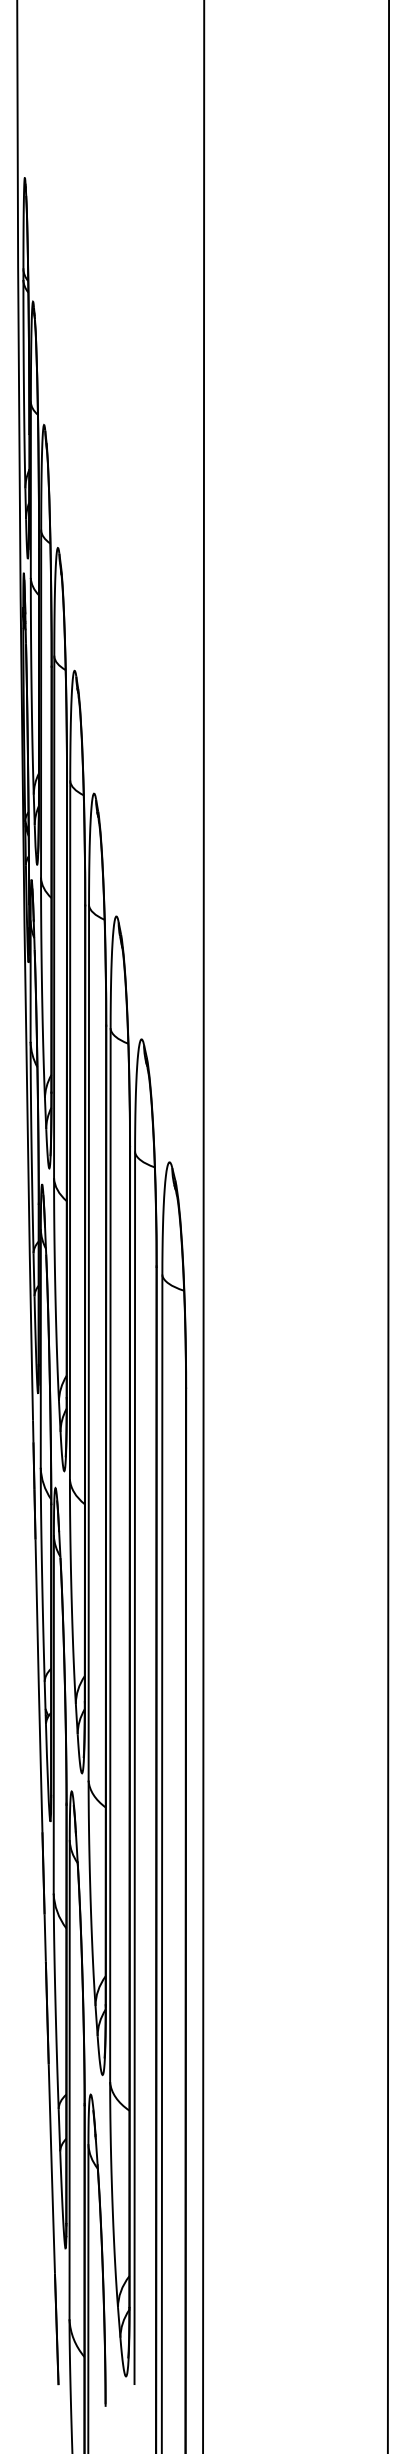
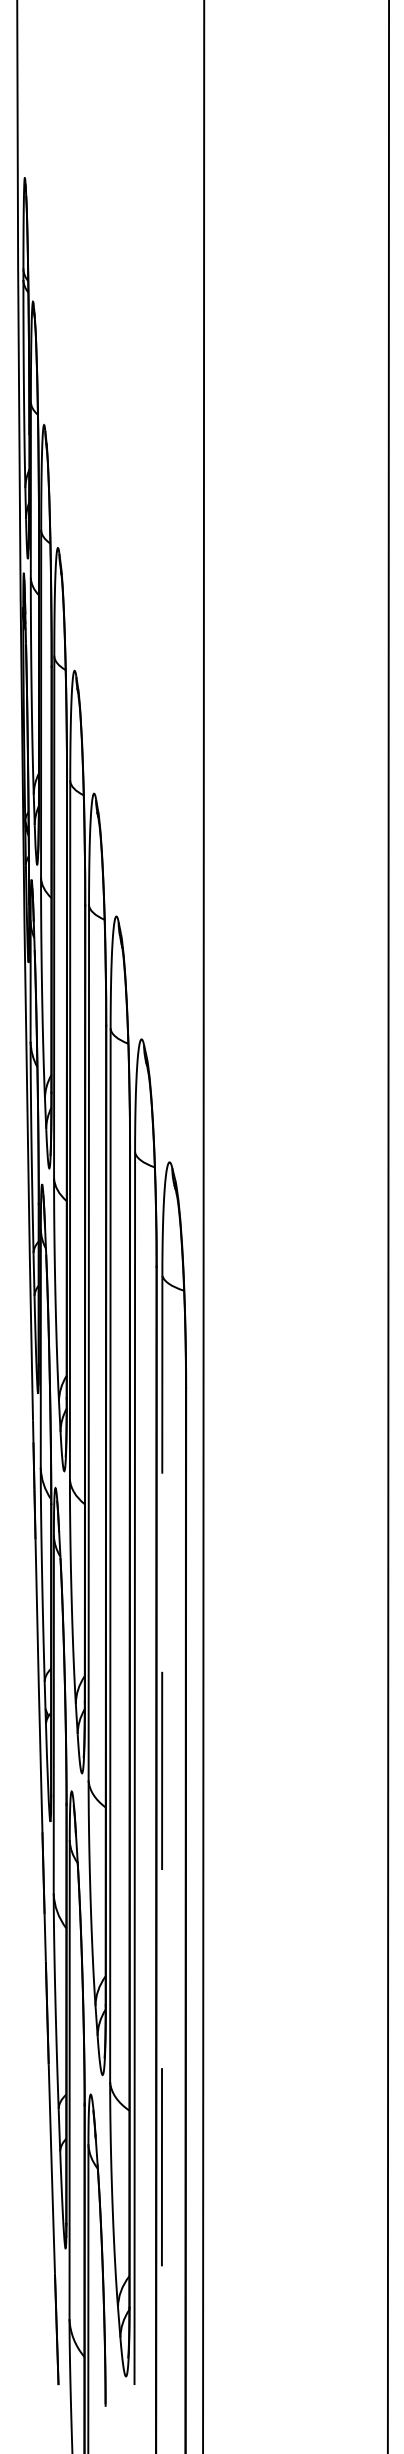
line: solid -> dashed (162, 1864)
